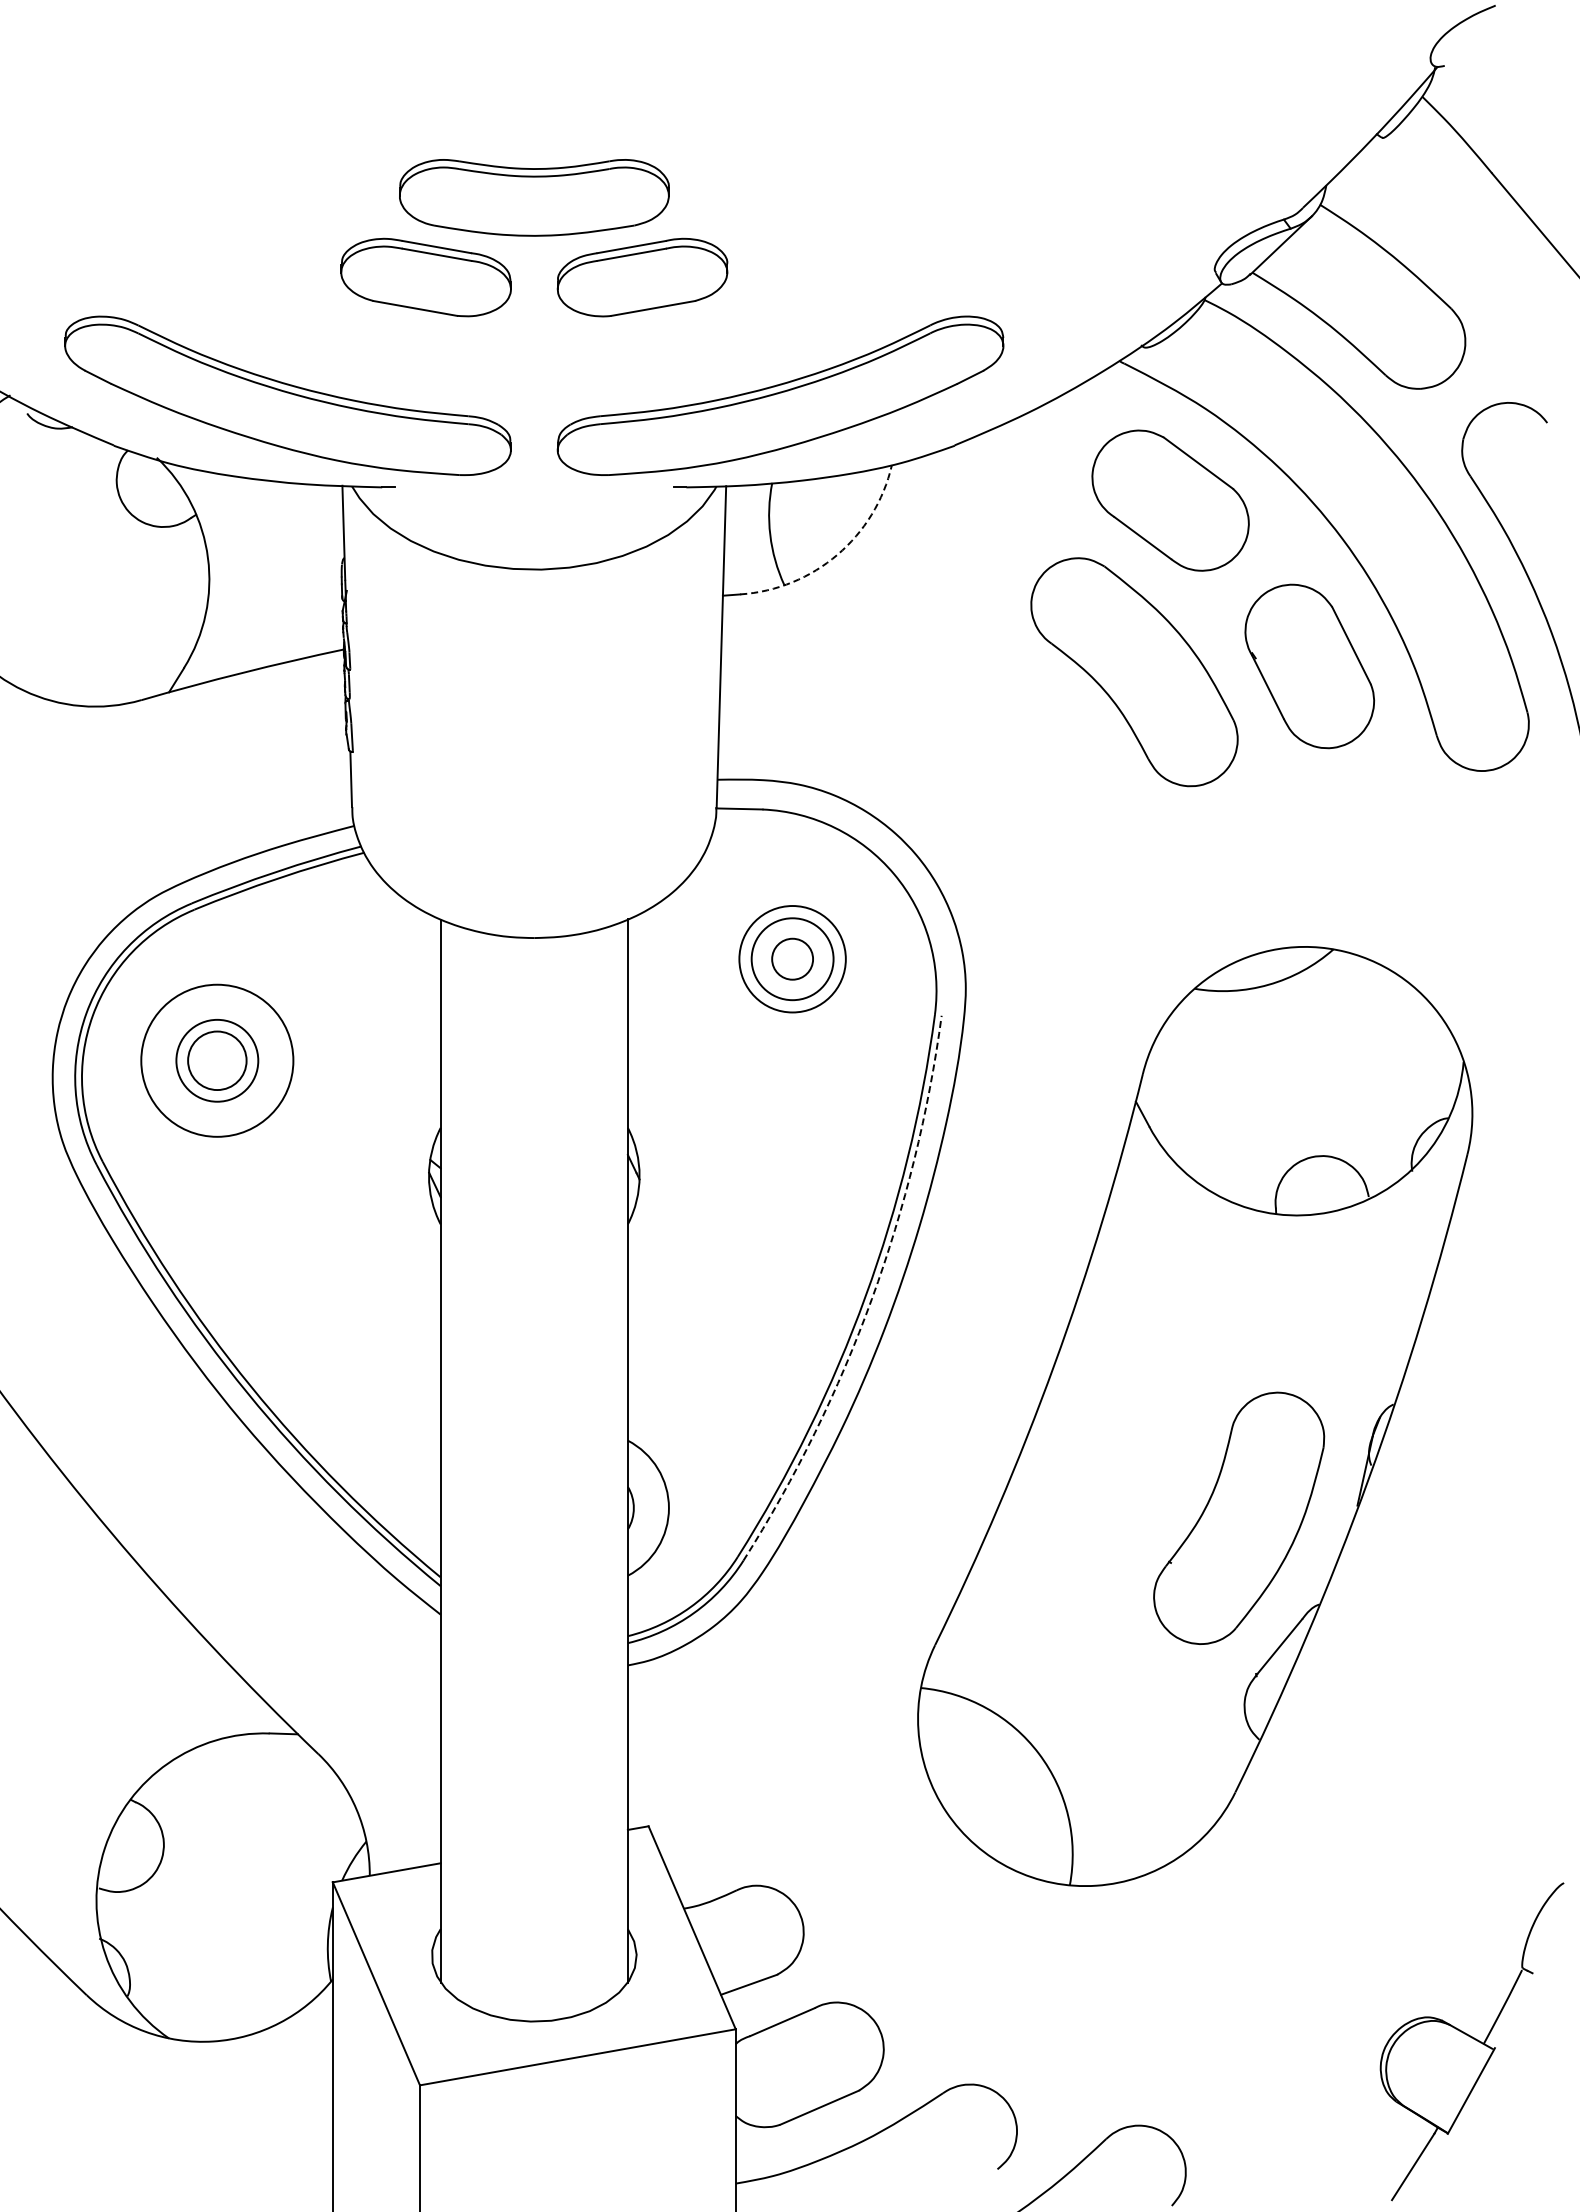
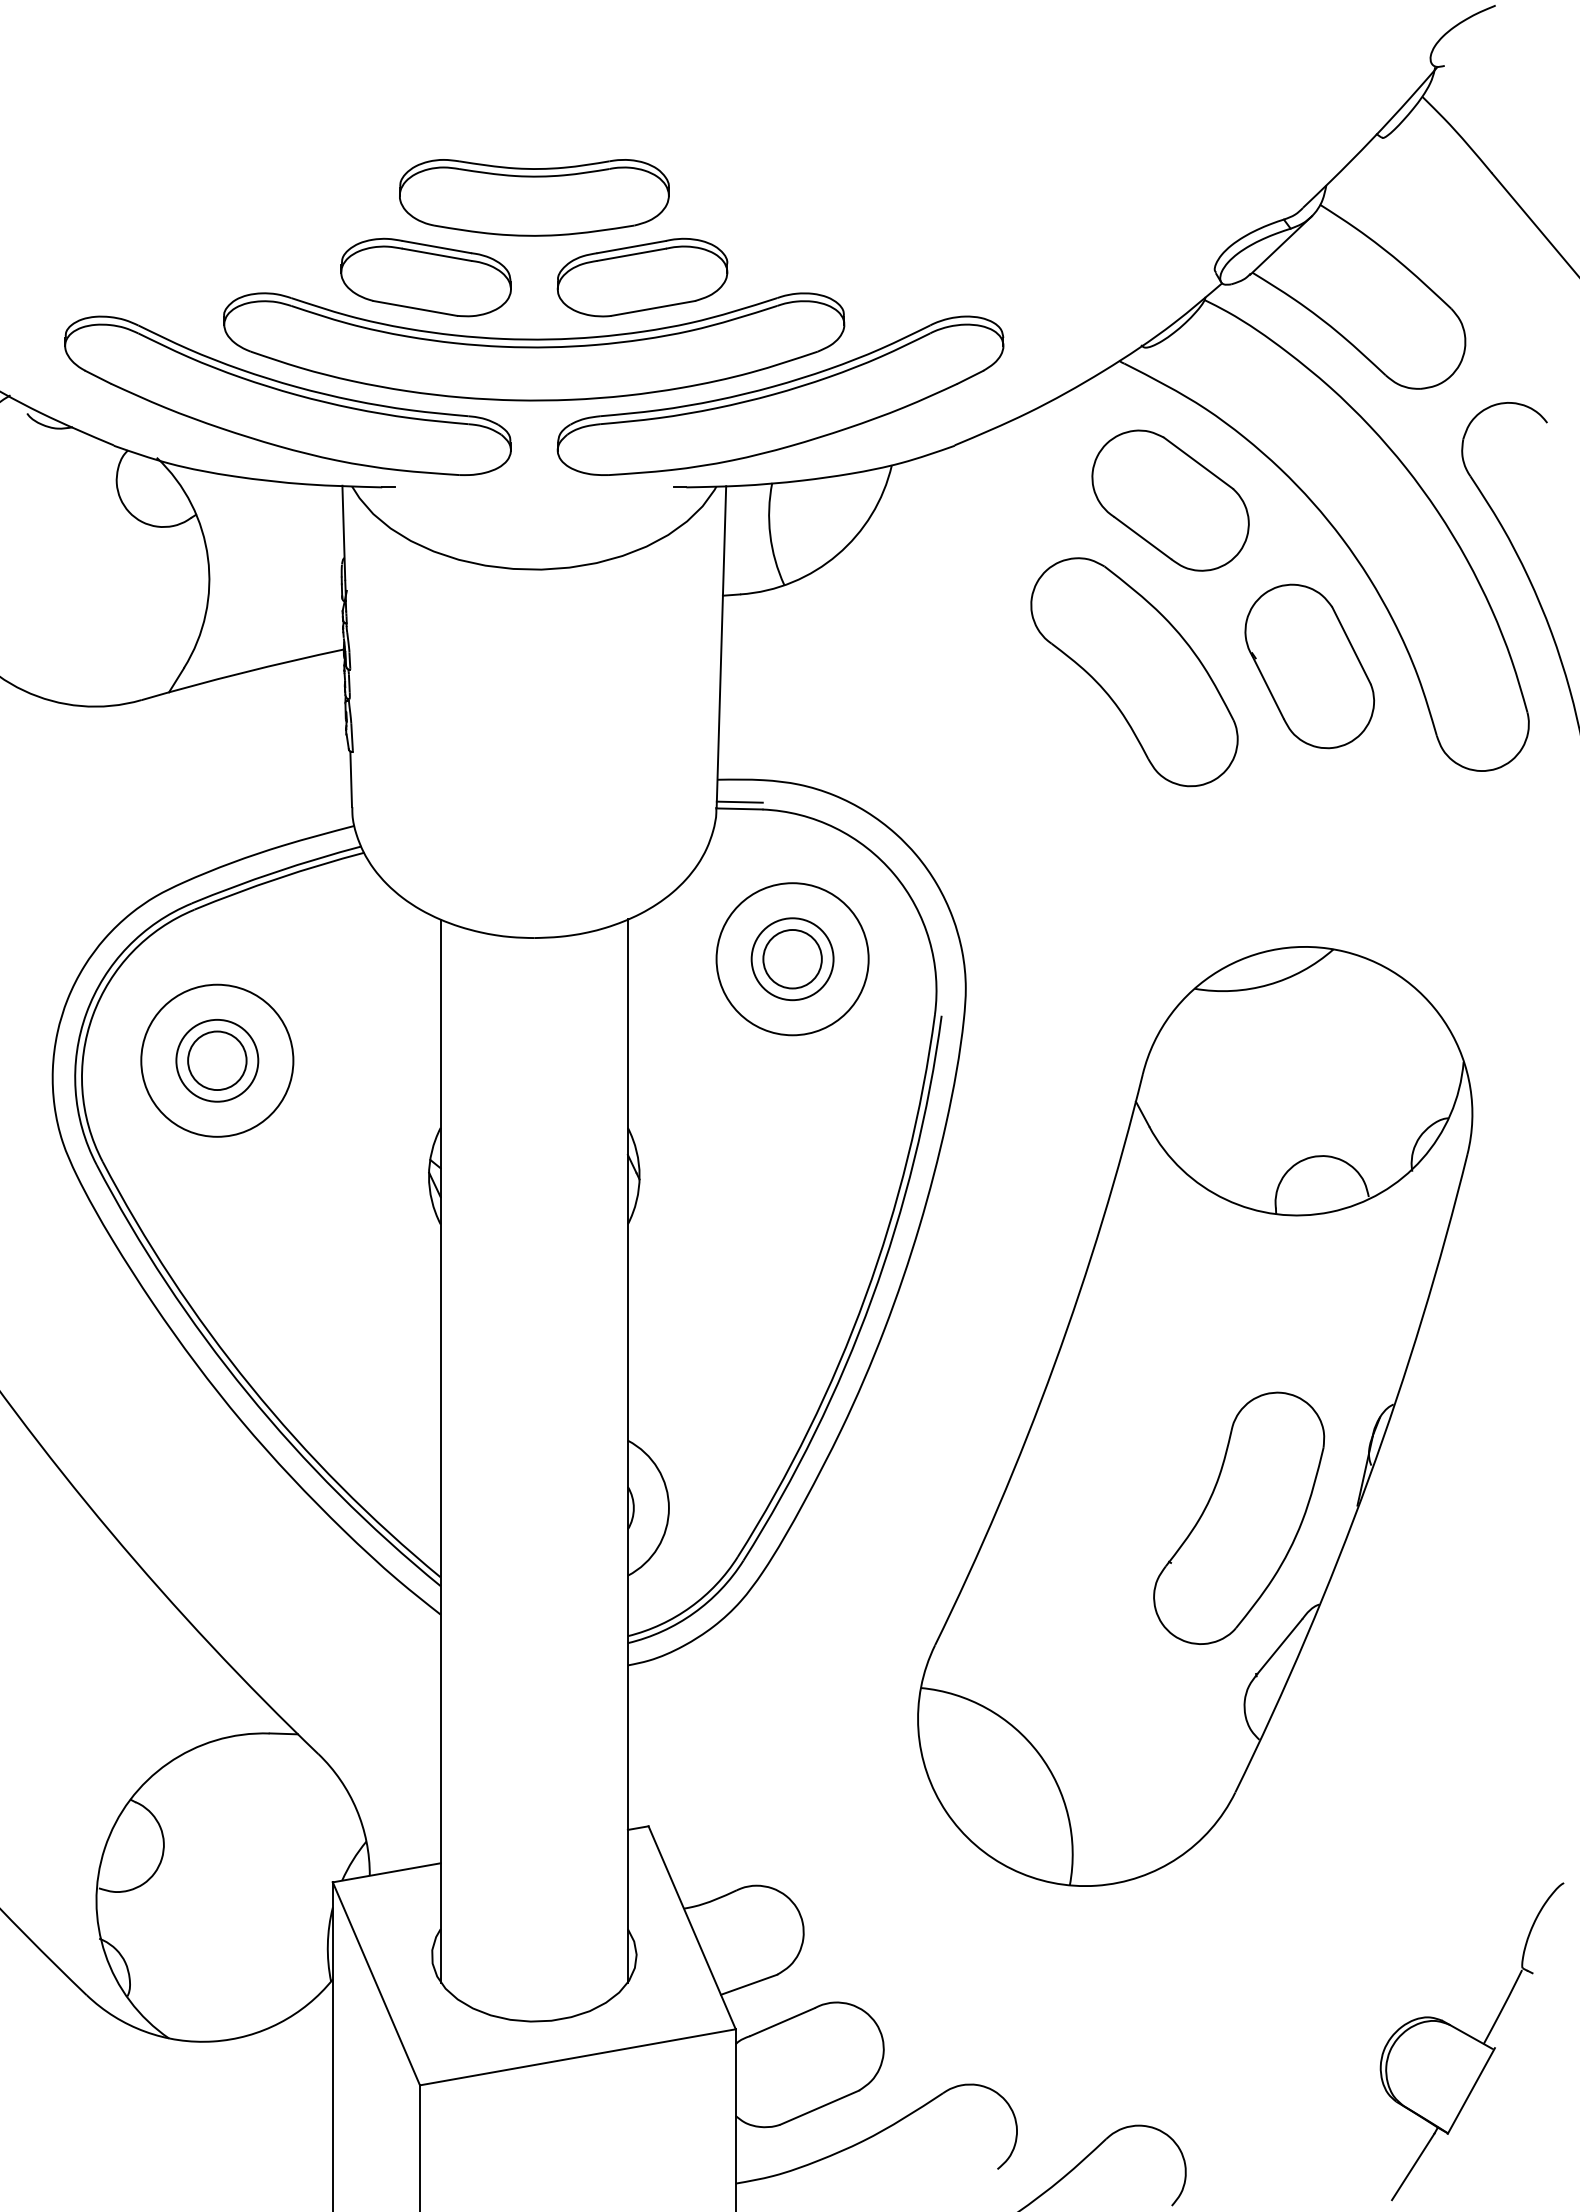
part: none -> present (534, 346)
arc: dashed -> solid (837, 554)
line: none -> present (739, 801)
circle diameter: 41 px -> 58 px (792, 958)
circle diameter: 106 px -> 152 px (792, 959)
arc: dashed -> solid (871, 1298)
